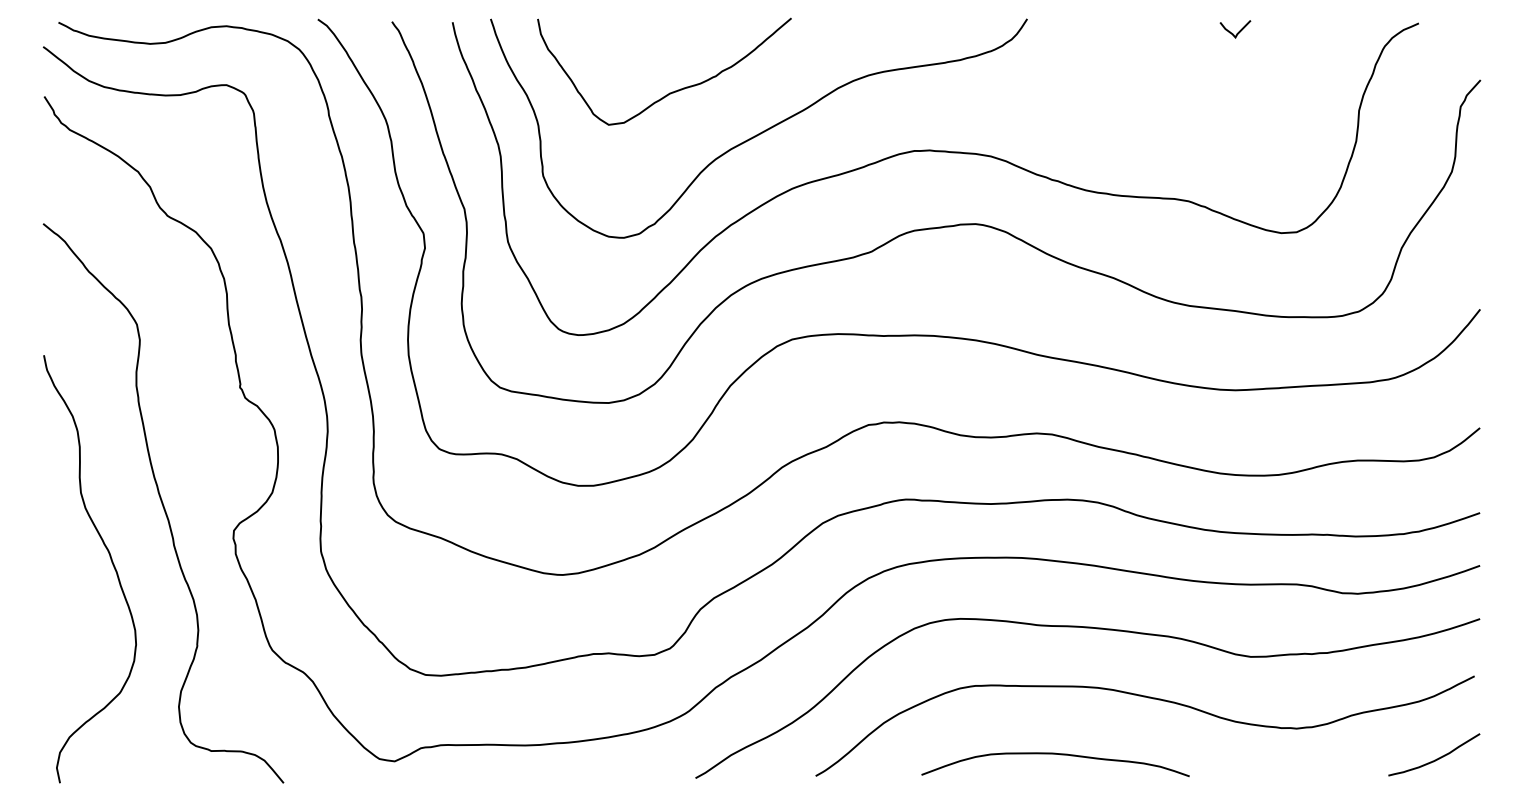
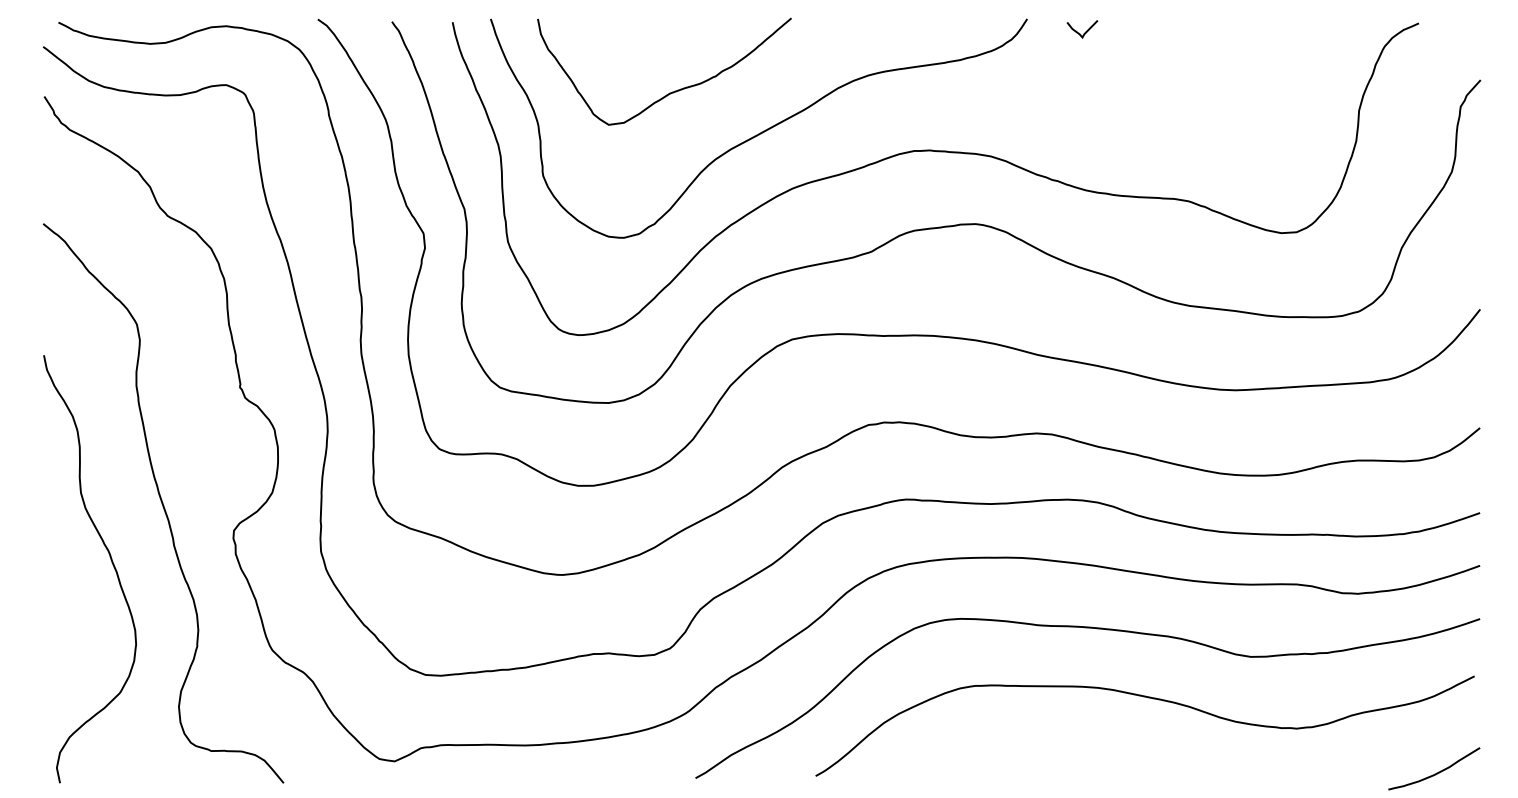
curve position: (1238, 31) -> (1085, 31) (1085, 31)
curve: present -> none (1055, 754)
curve position: (1436, 758) -> (1436, 772) (1436, 772)
